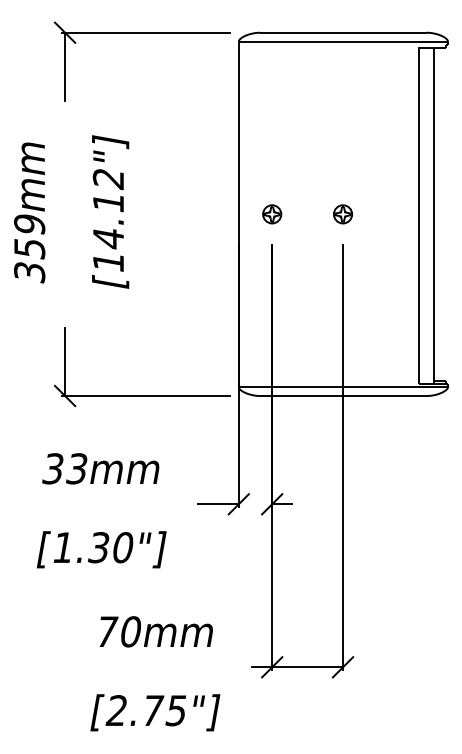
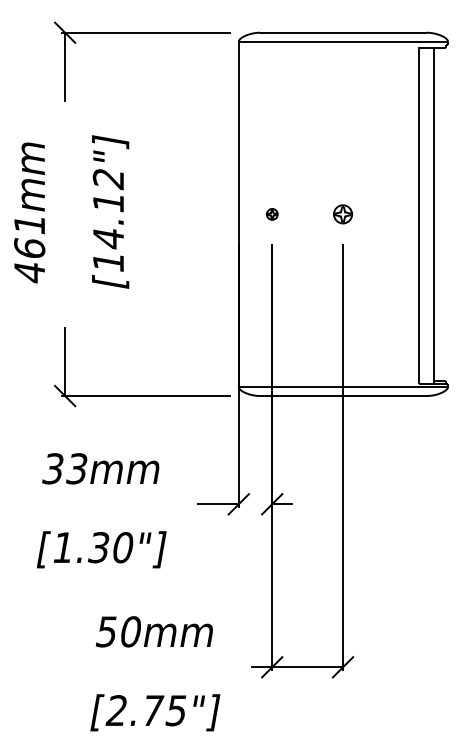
part size: 21x21 px -> 13x13 px (272, 214)
text: 359mm -> 461mm (29, 248)
text: 70mm -> 50mm (106, 631)
